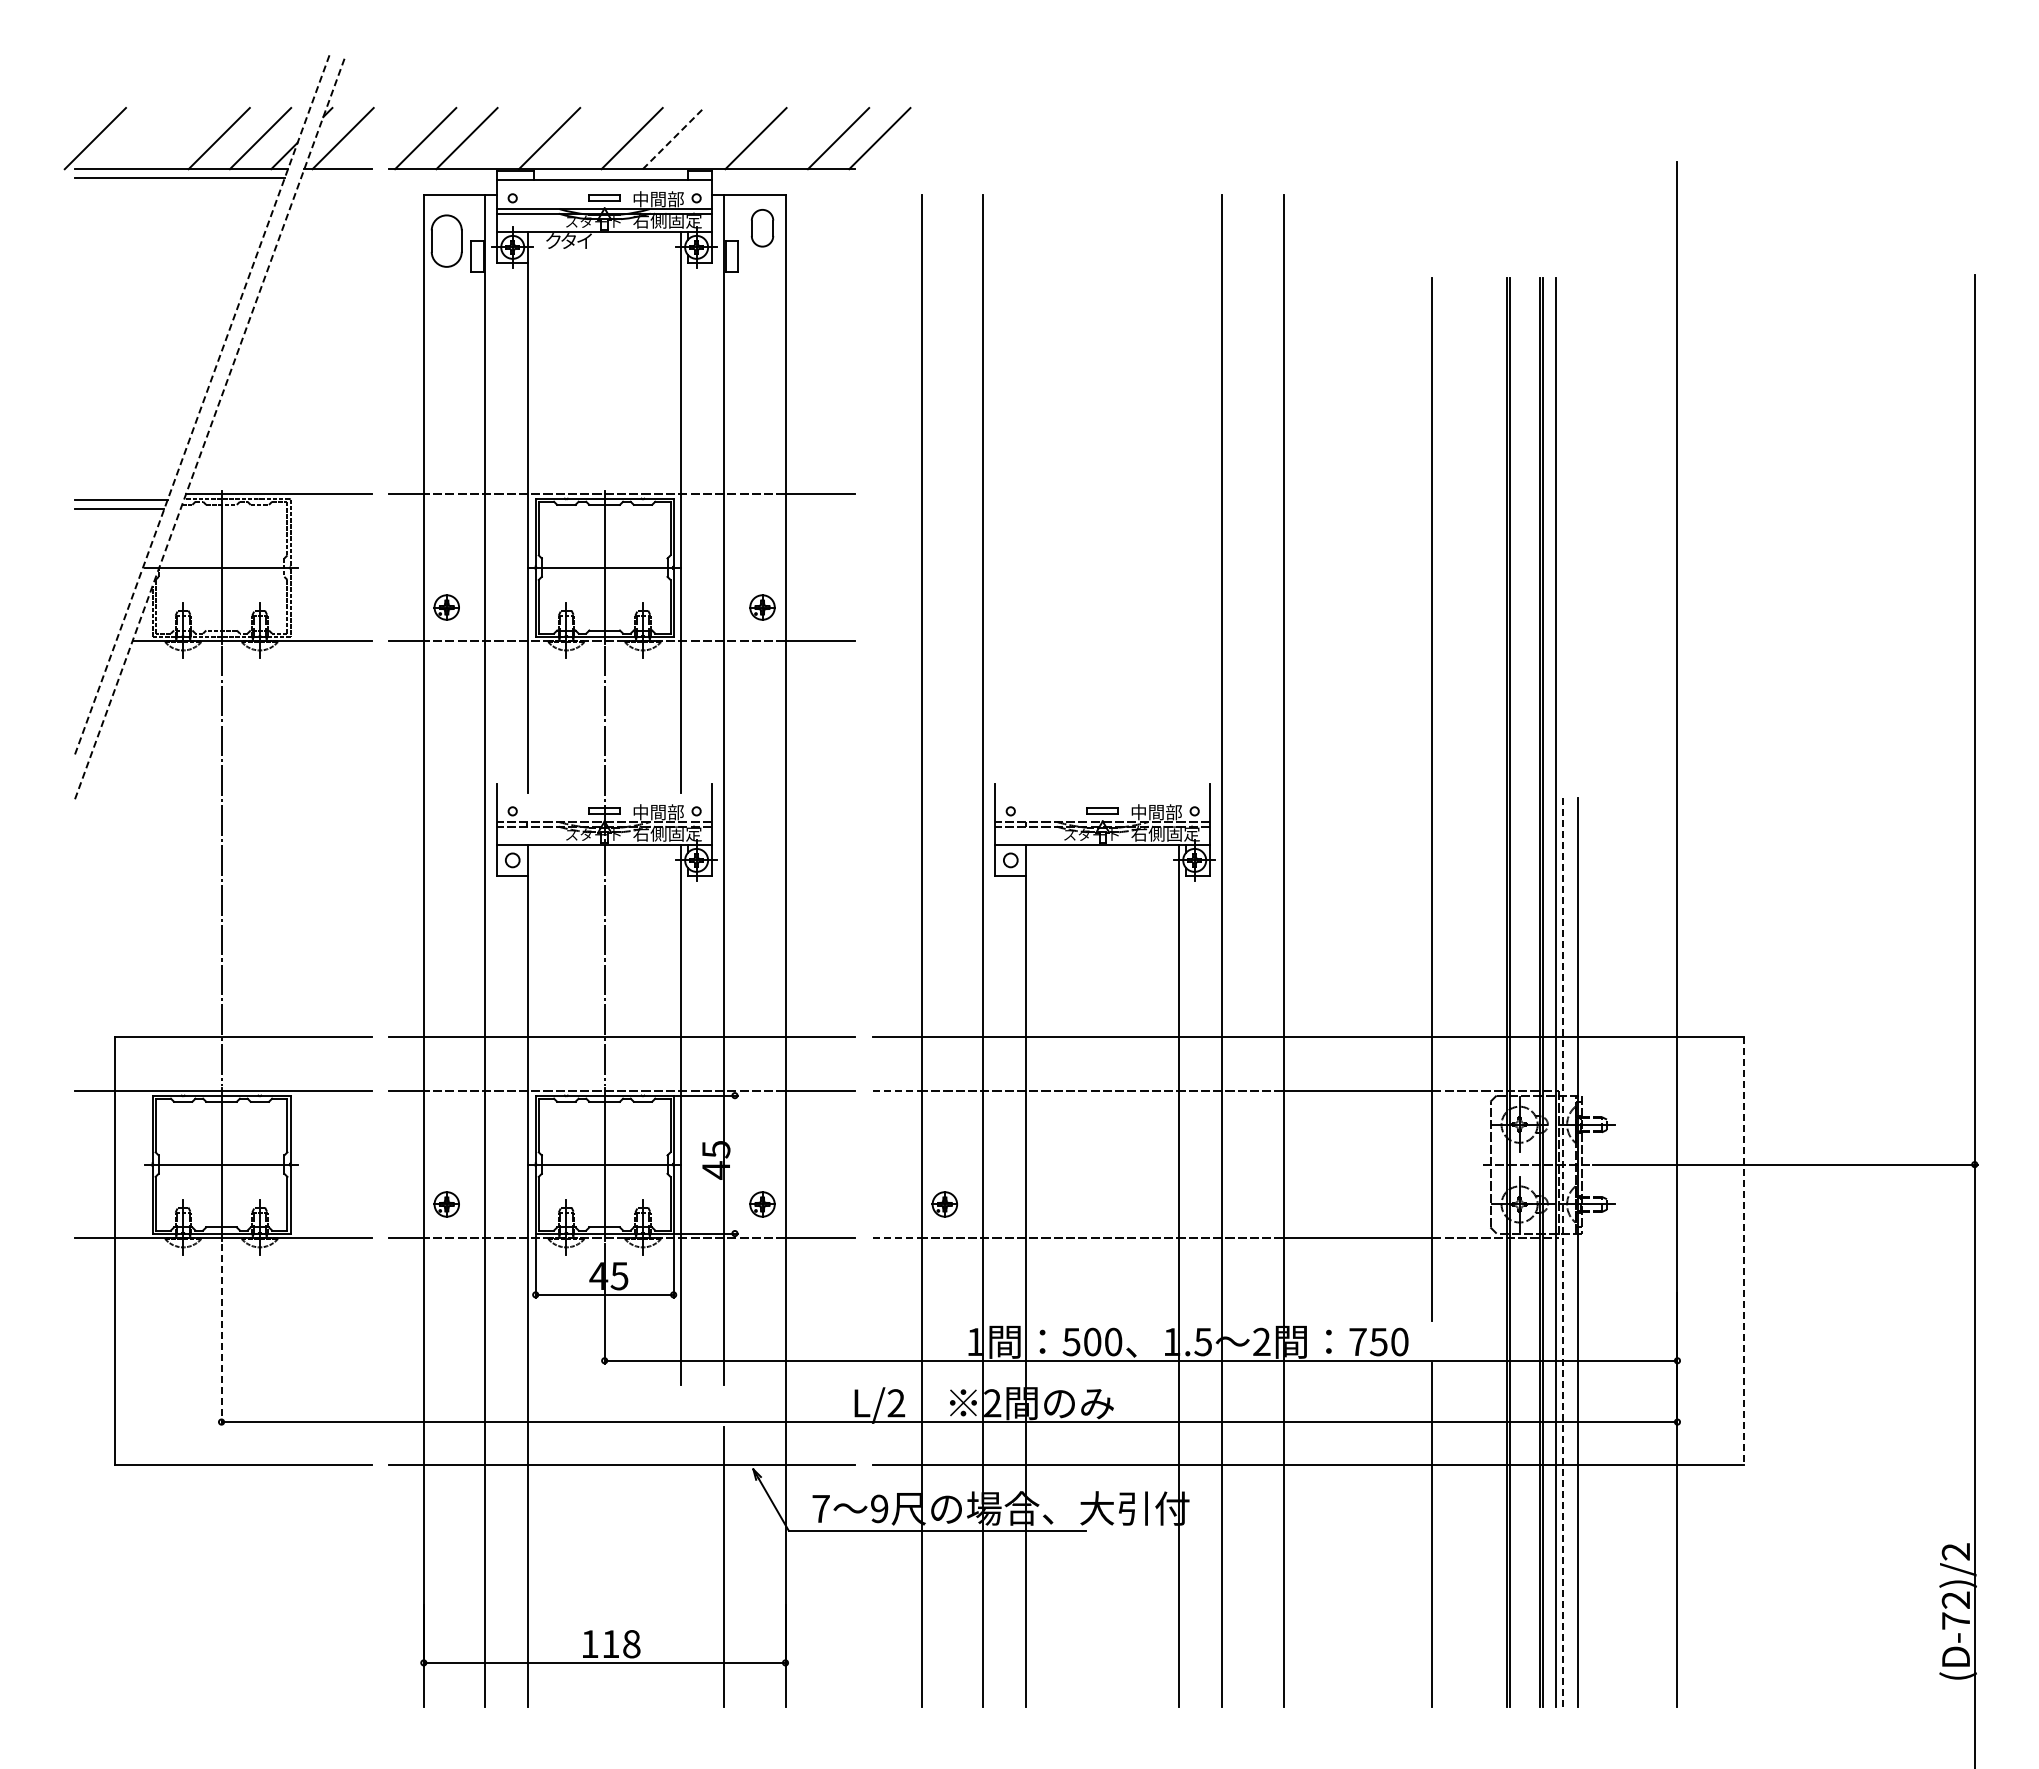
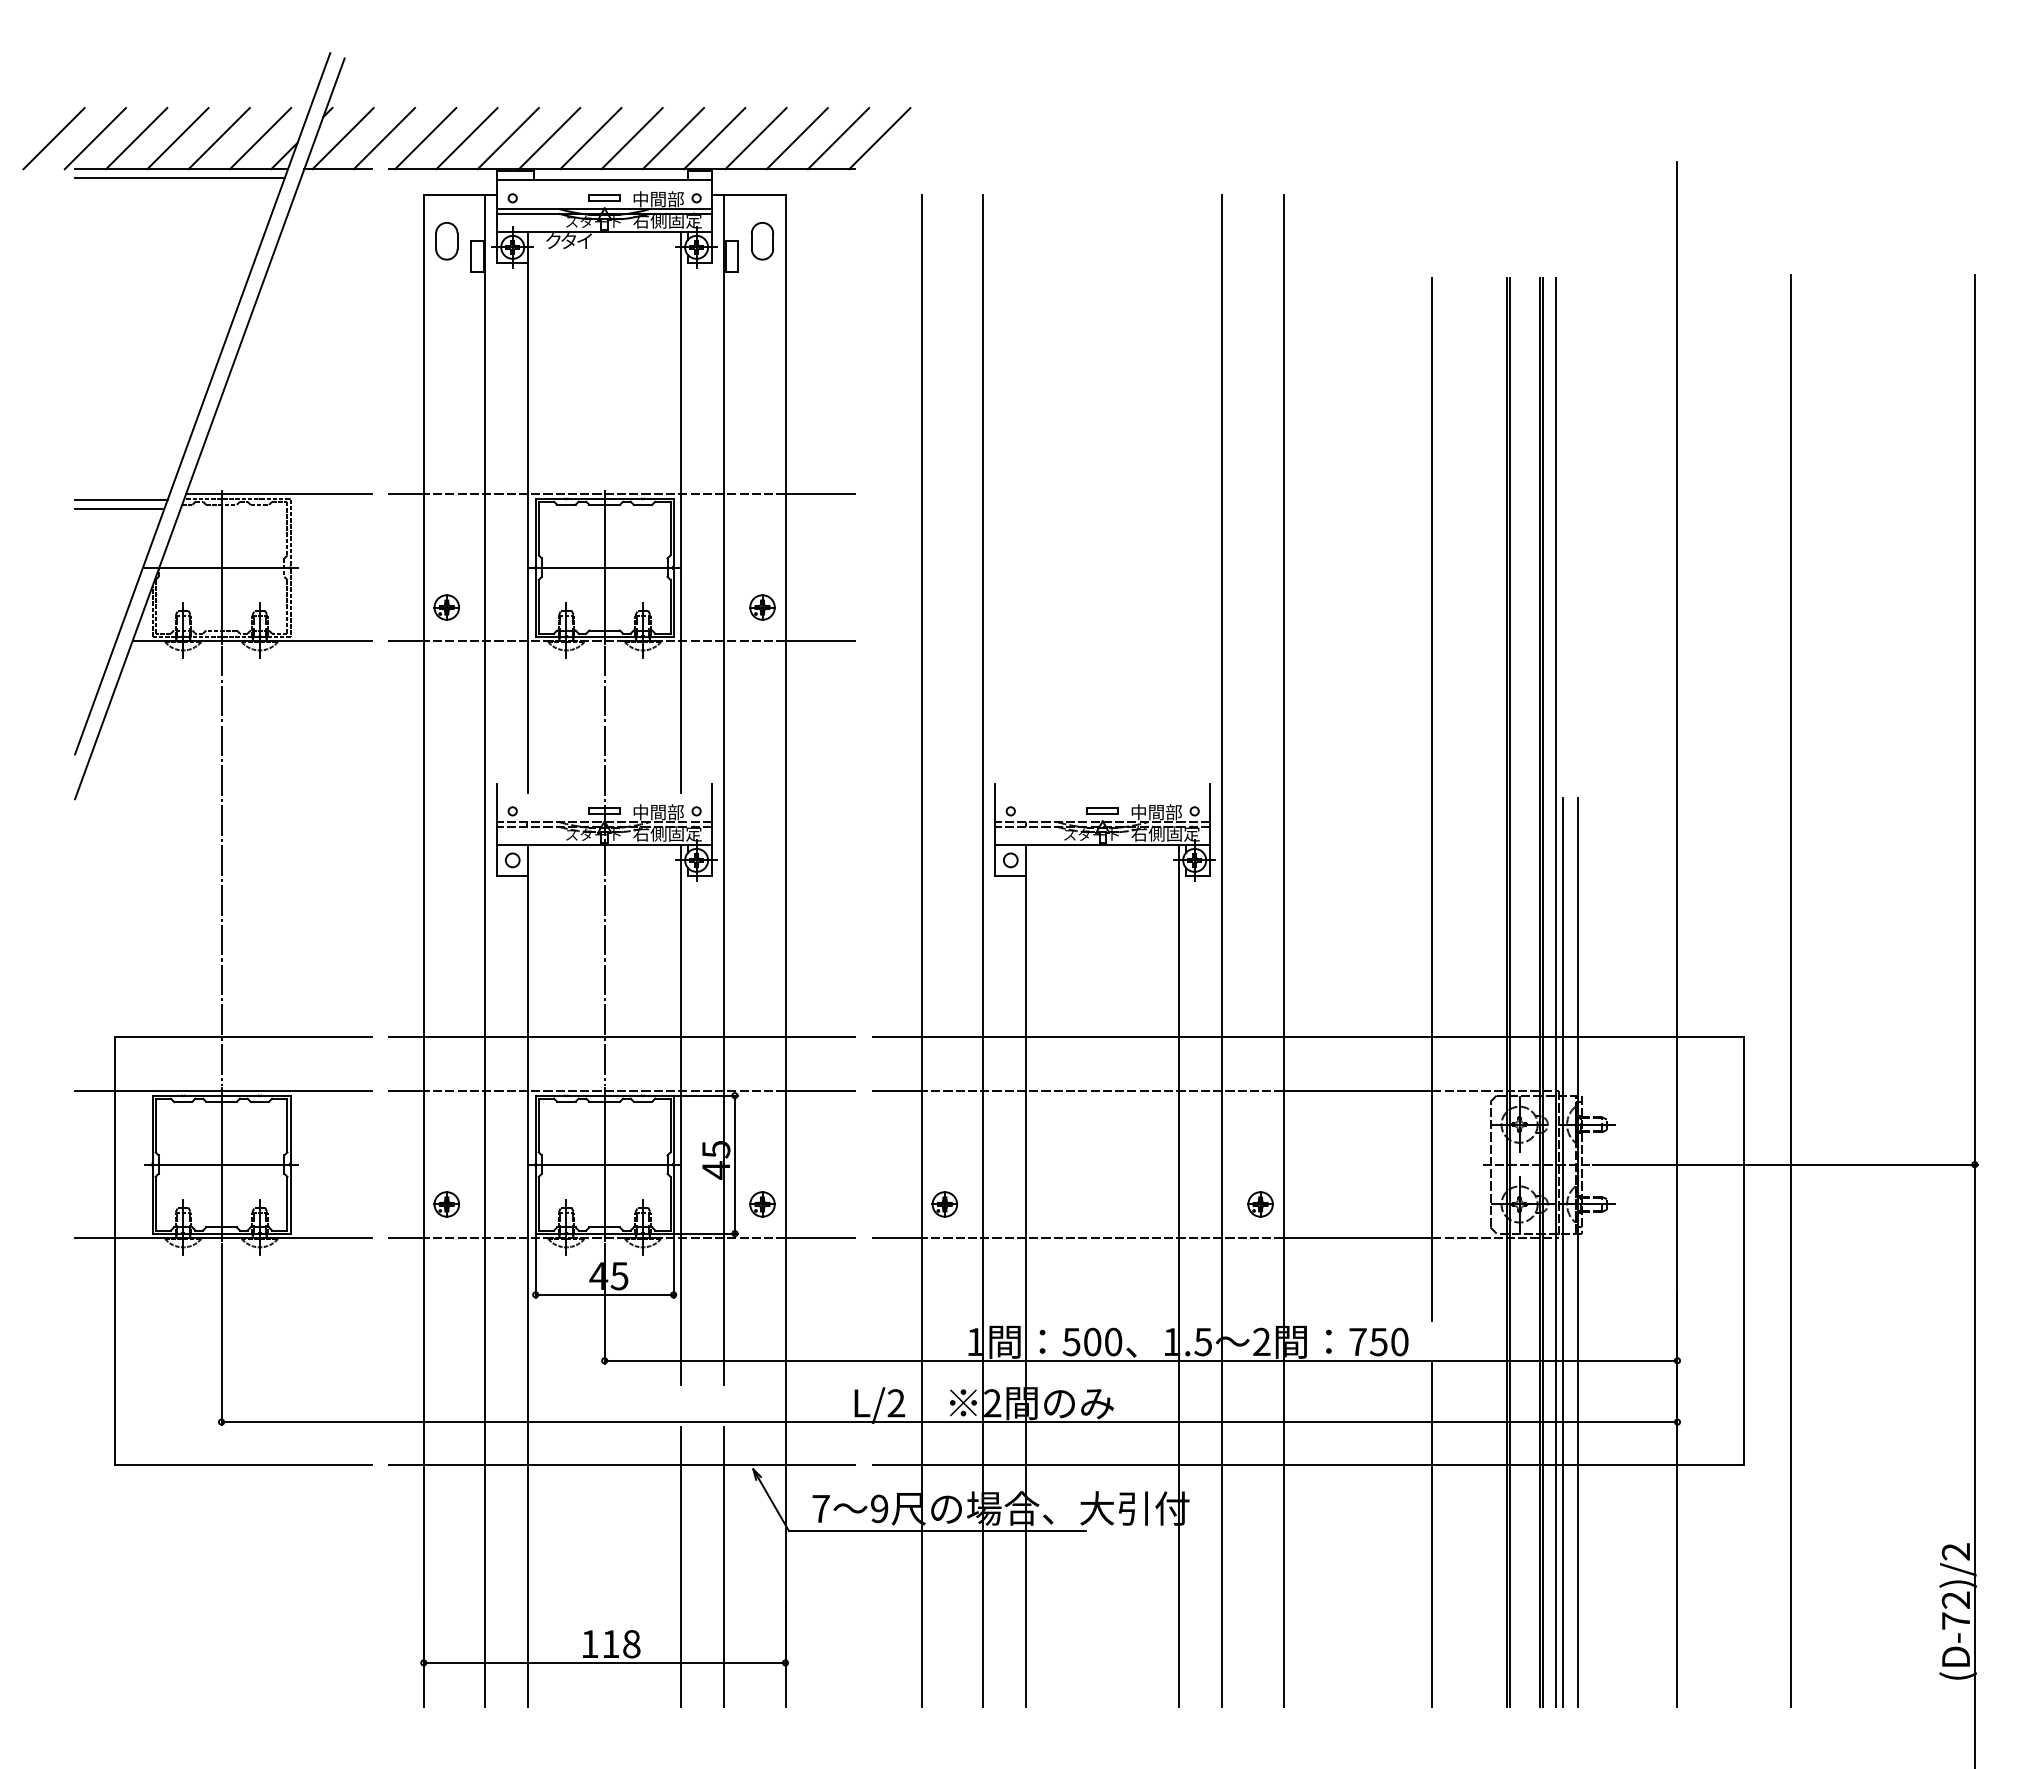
line: none -> present (53, 138)
line: none -> present (136, 138)
line: none -> present (177, 138)
line: none -> present (384, 138)
line: none -> present (507, 138)
line: none -> present (590, 138)
line: dashed -> solid (673, 138)
line: none -> present (714, 138)
line: none -> present (796, 138)
part position: (762, 228) -> (762, 241) (762, 241)
part size: 33x54 px -> 24x39 px (446, 241)
line: dashed -> solid (202, 403)
line: dashed -> solid (210, 428)
line: none -> present (1790, 990)
line: dashed -> solid (897, 1091)
line: none -> present (734, 1164)
part: none -> present (1260, 1204)
line: dashed -> solid (897, 1238)
line: dashed -> solid (1744, 1250)
line: dashed -> solid (1562, 1252)
line: dashed -> solid (221, 1335)
line: none -> present (681, 1566)
